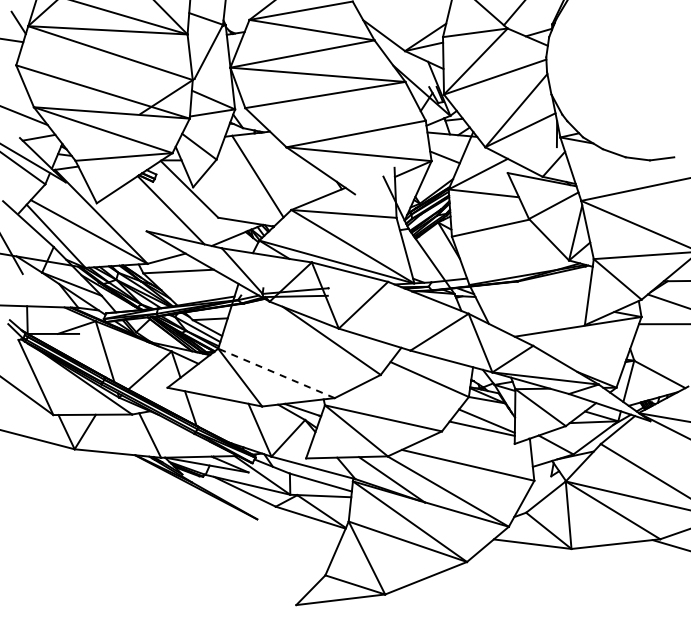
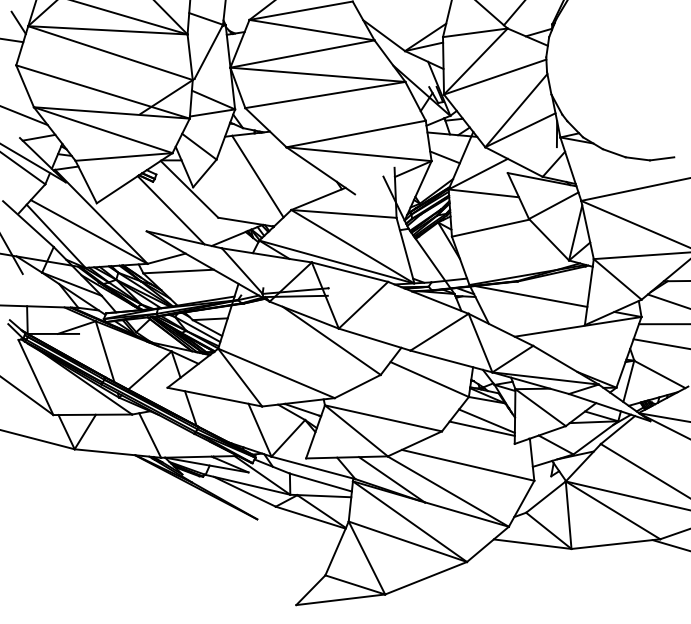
line: none -> present (531, 296)
line: none -> present (660, 343)
line: dashed -> solid (276, 373)
